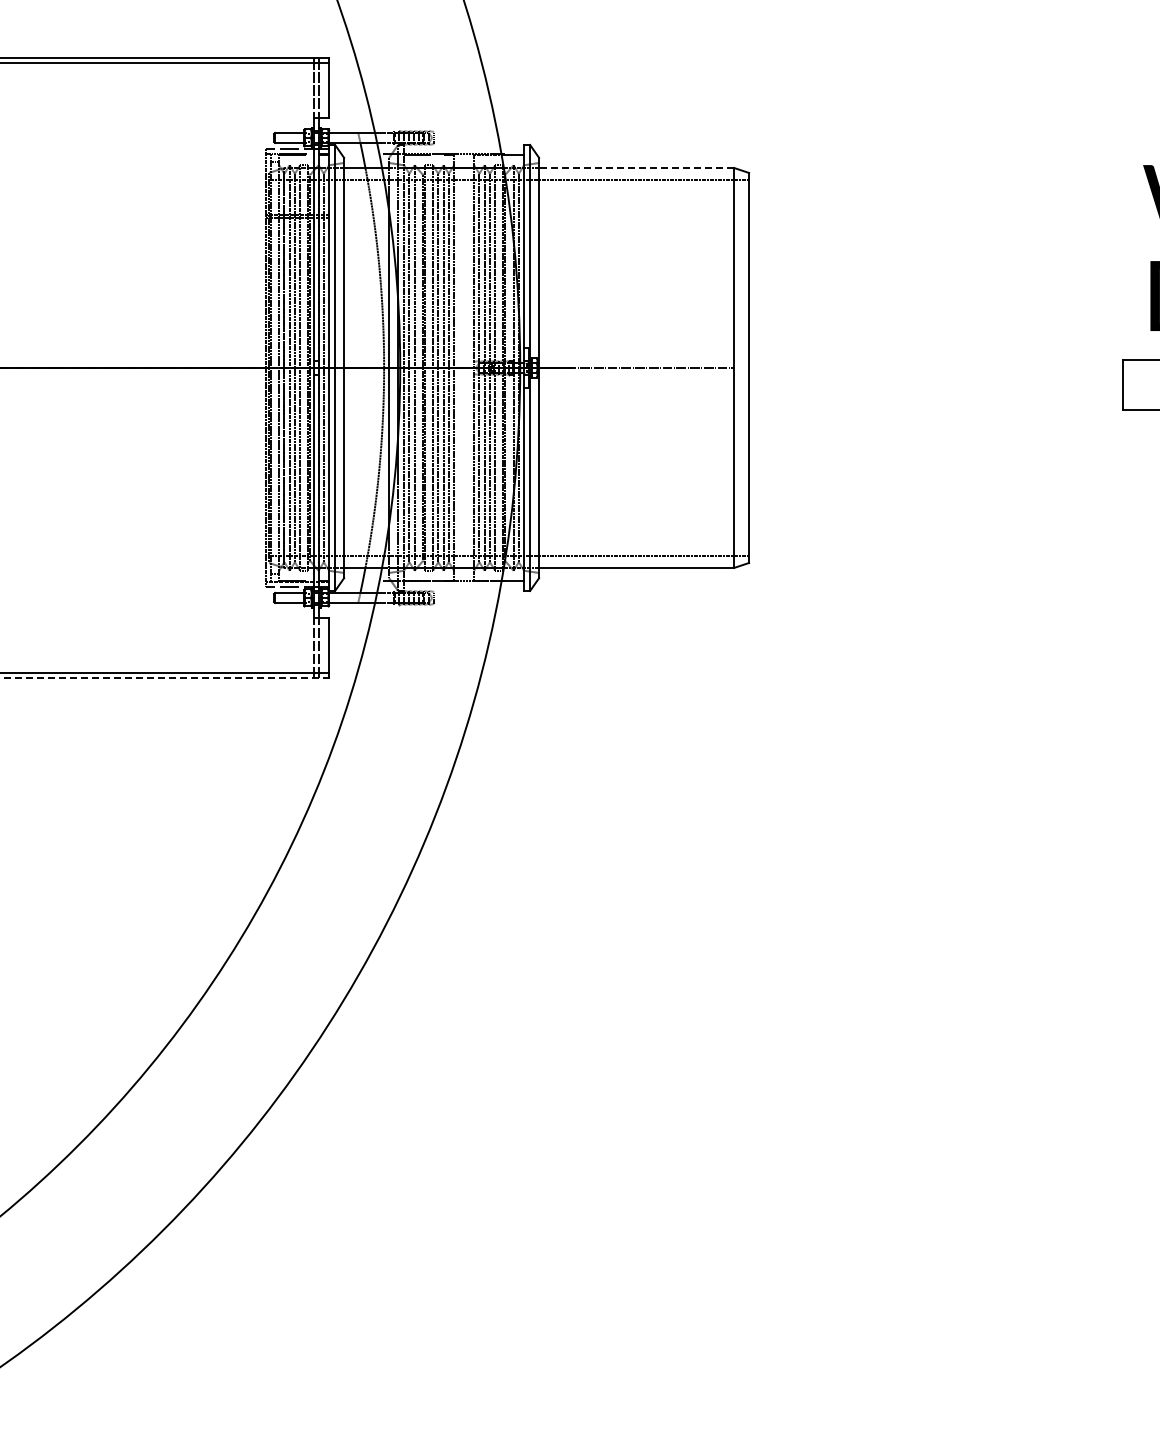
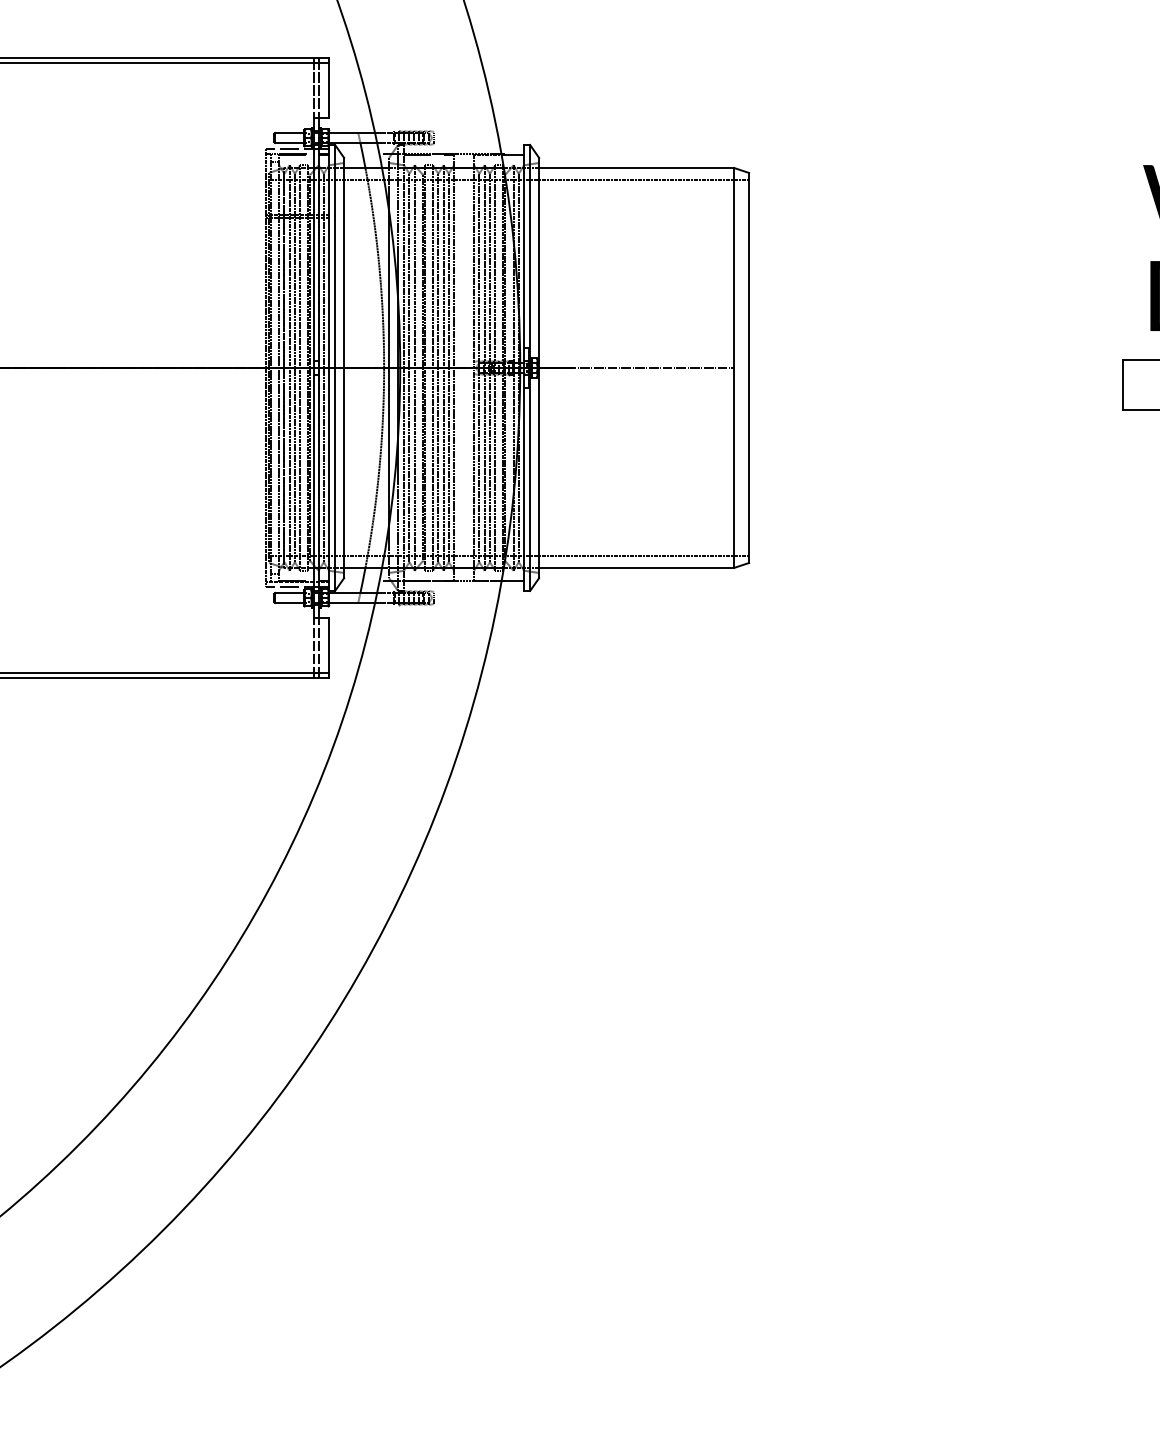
line: dashed -> solid (636, 167)
line: dashed -> solid (165, 677)
